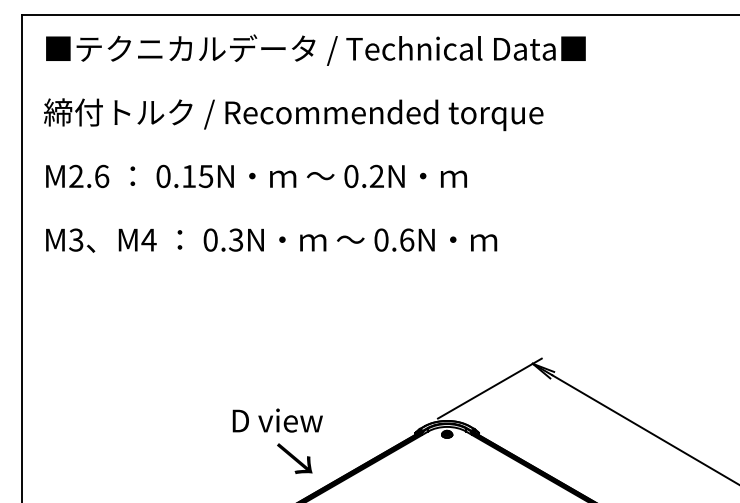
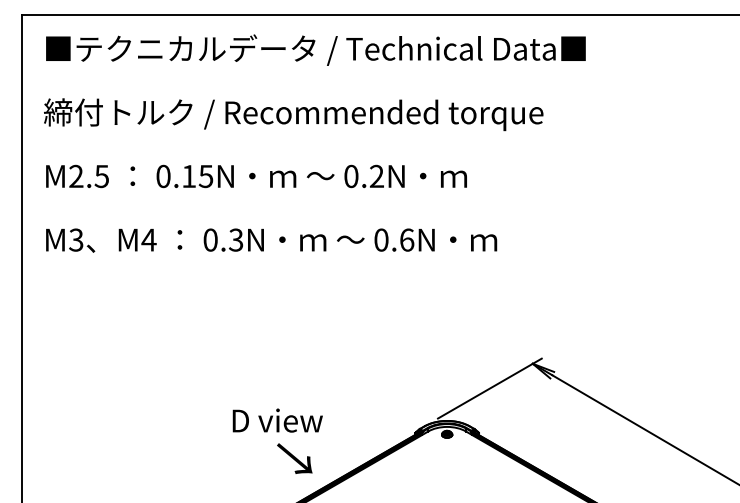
text: M2.6 -> M2.5 (101, 176)
